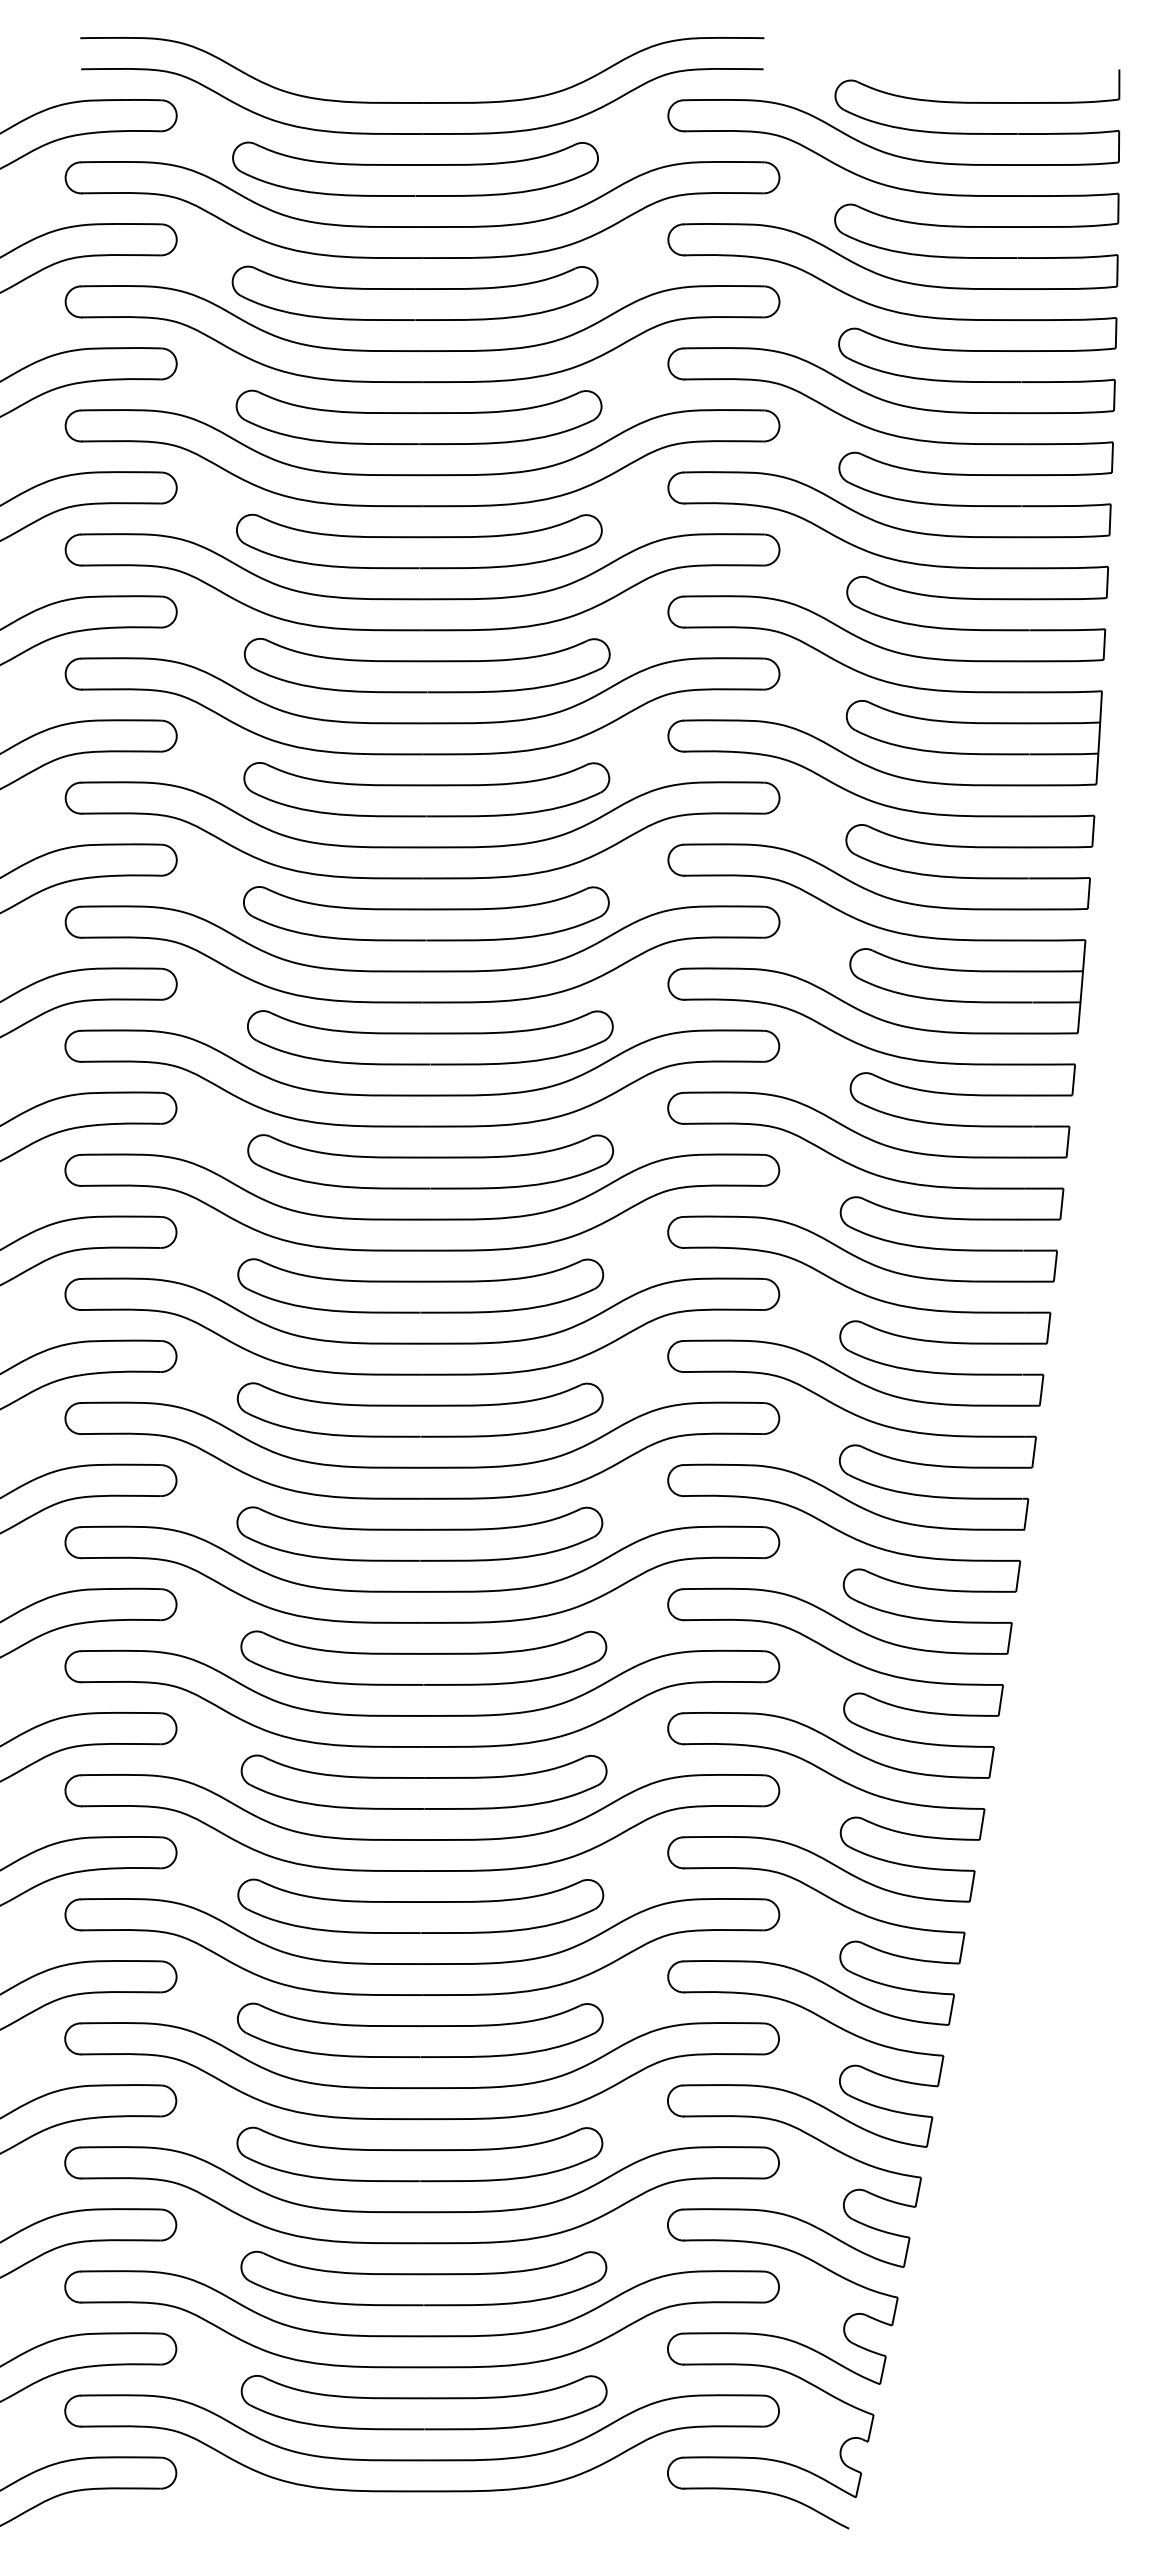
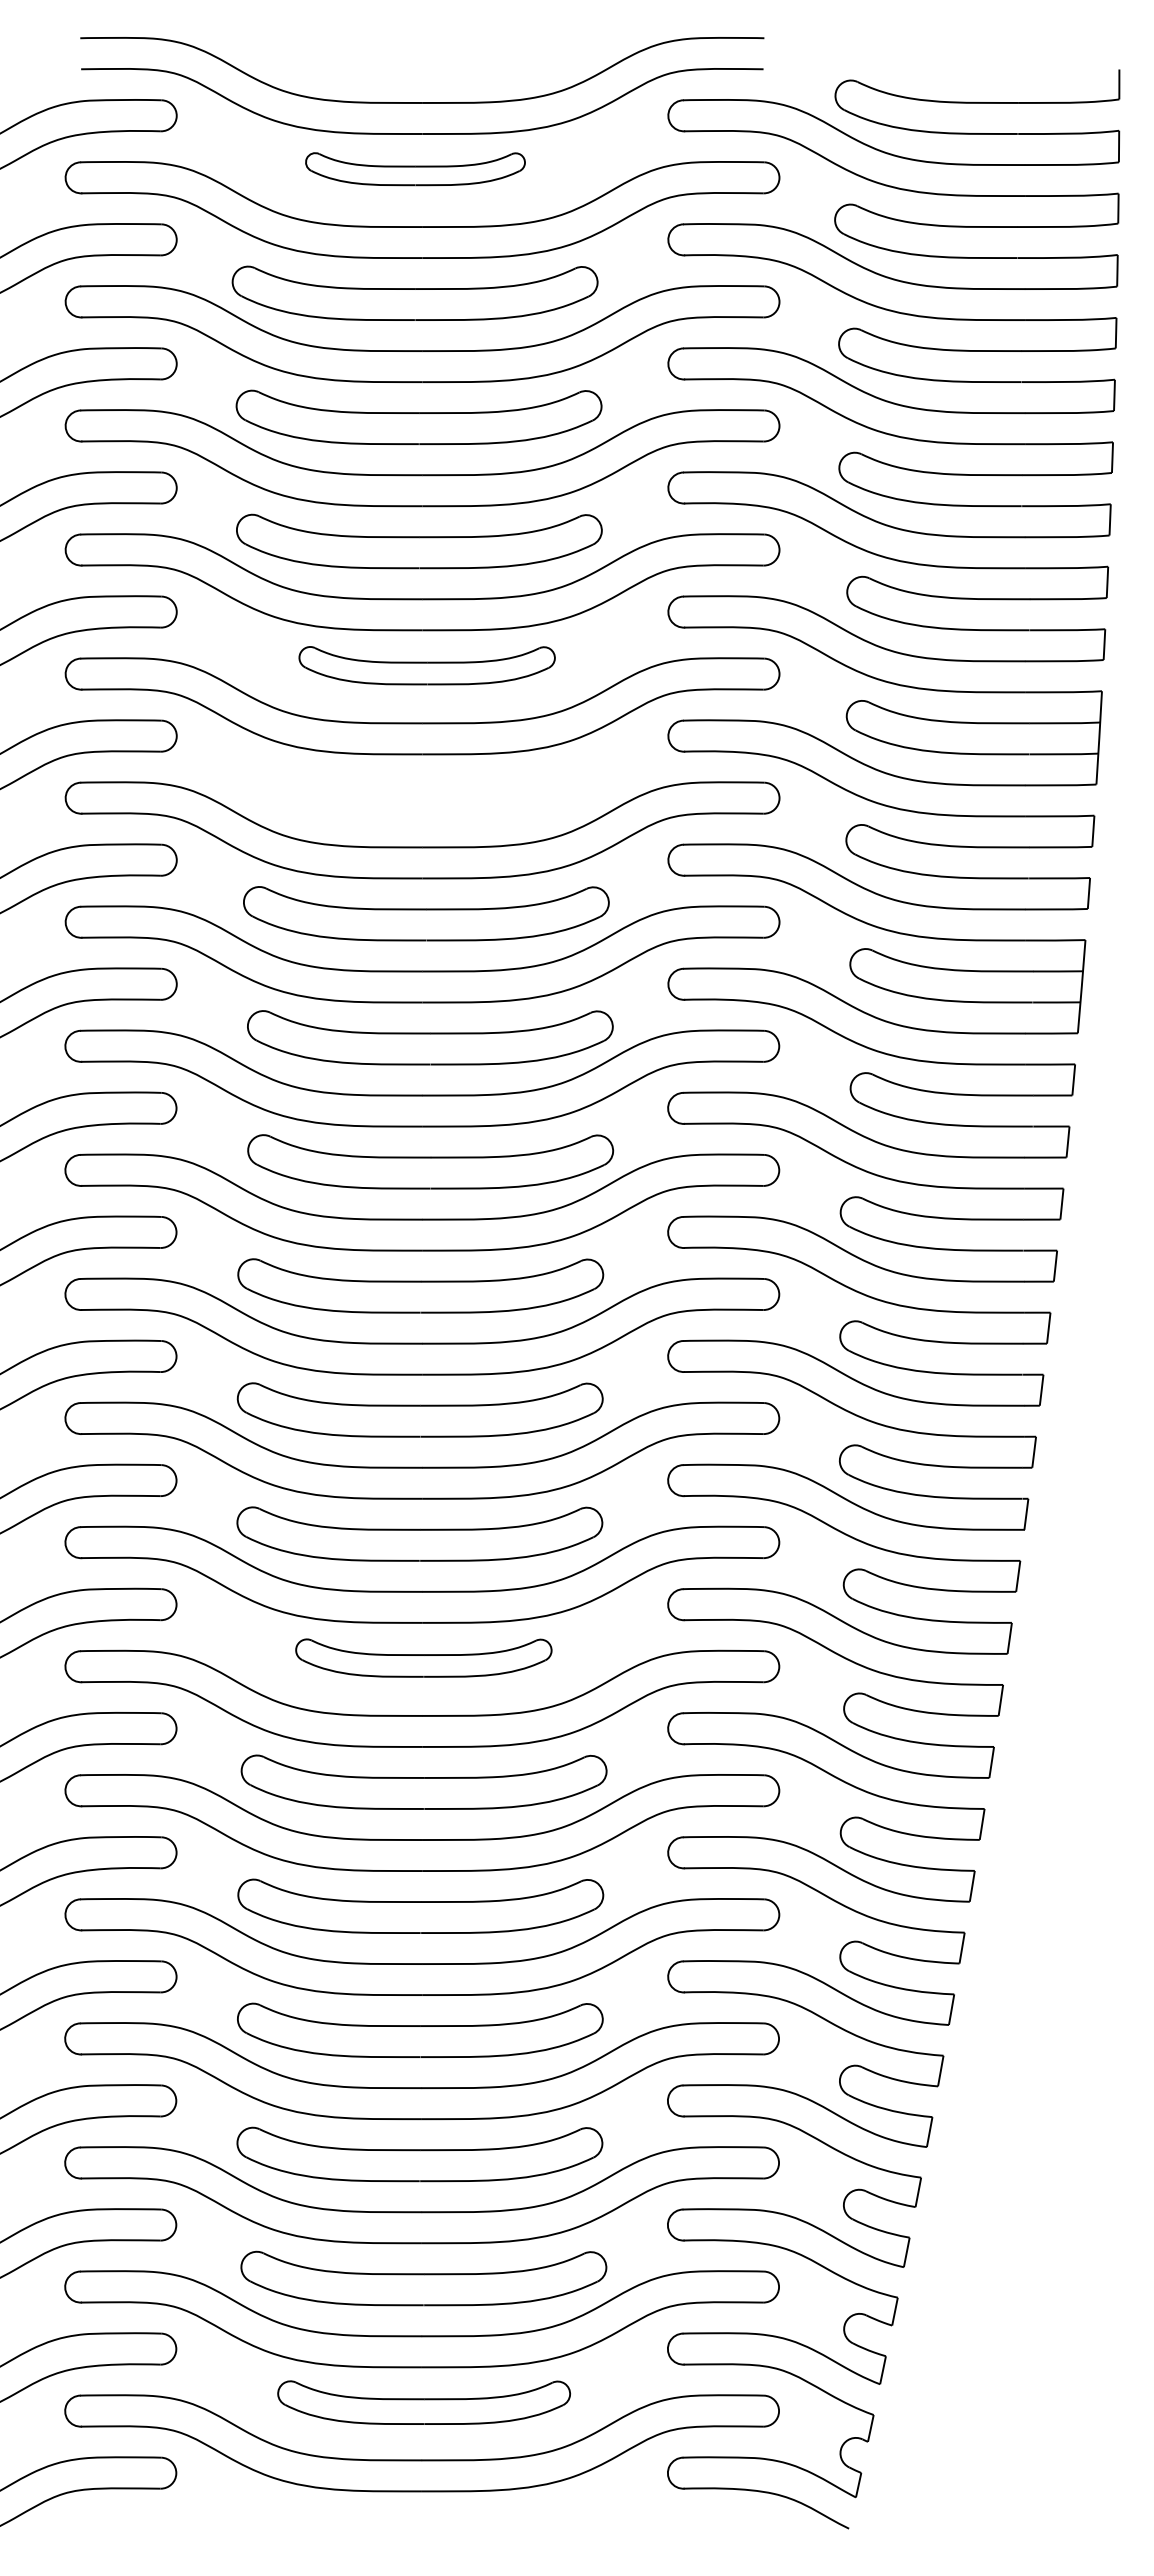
part size: 367x56 px -> 221x35 px (415, 169)
part size: 368x56 px -> 258x40 px (426, 665)
part: present -> none (426, 789)
part size: 368x56 px -> 258x40 px (423, 1657)
part size: 368x56 px -> 294x45 px (423, 2402)
